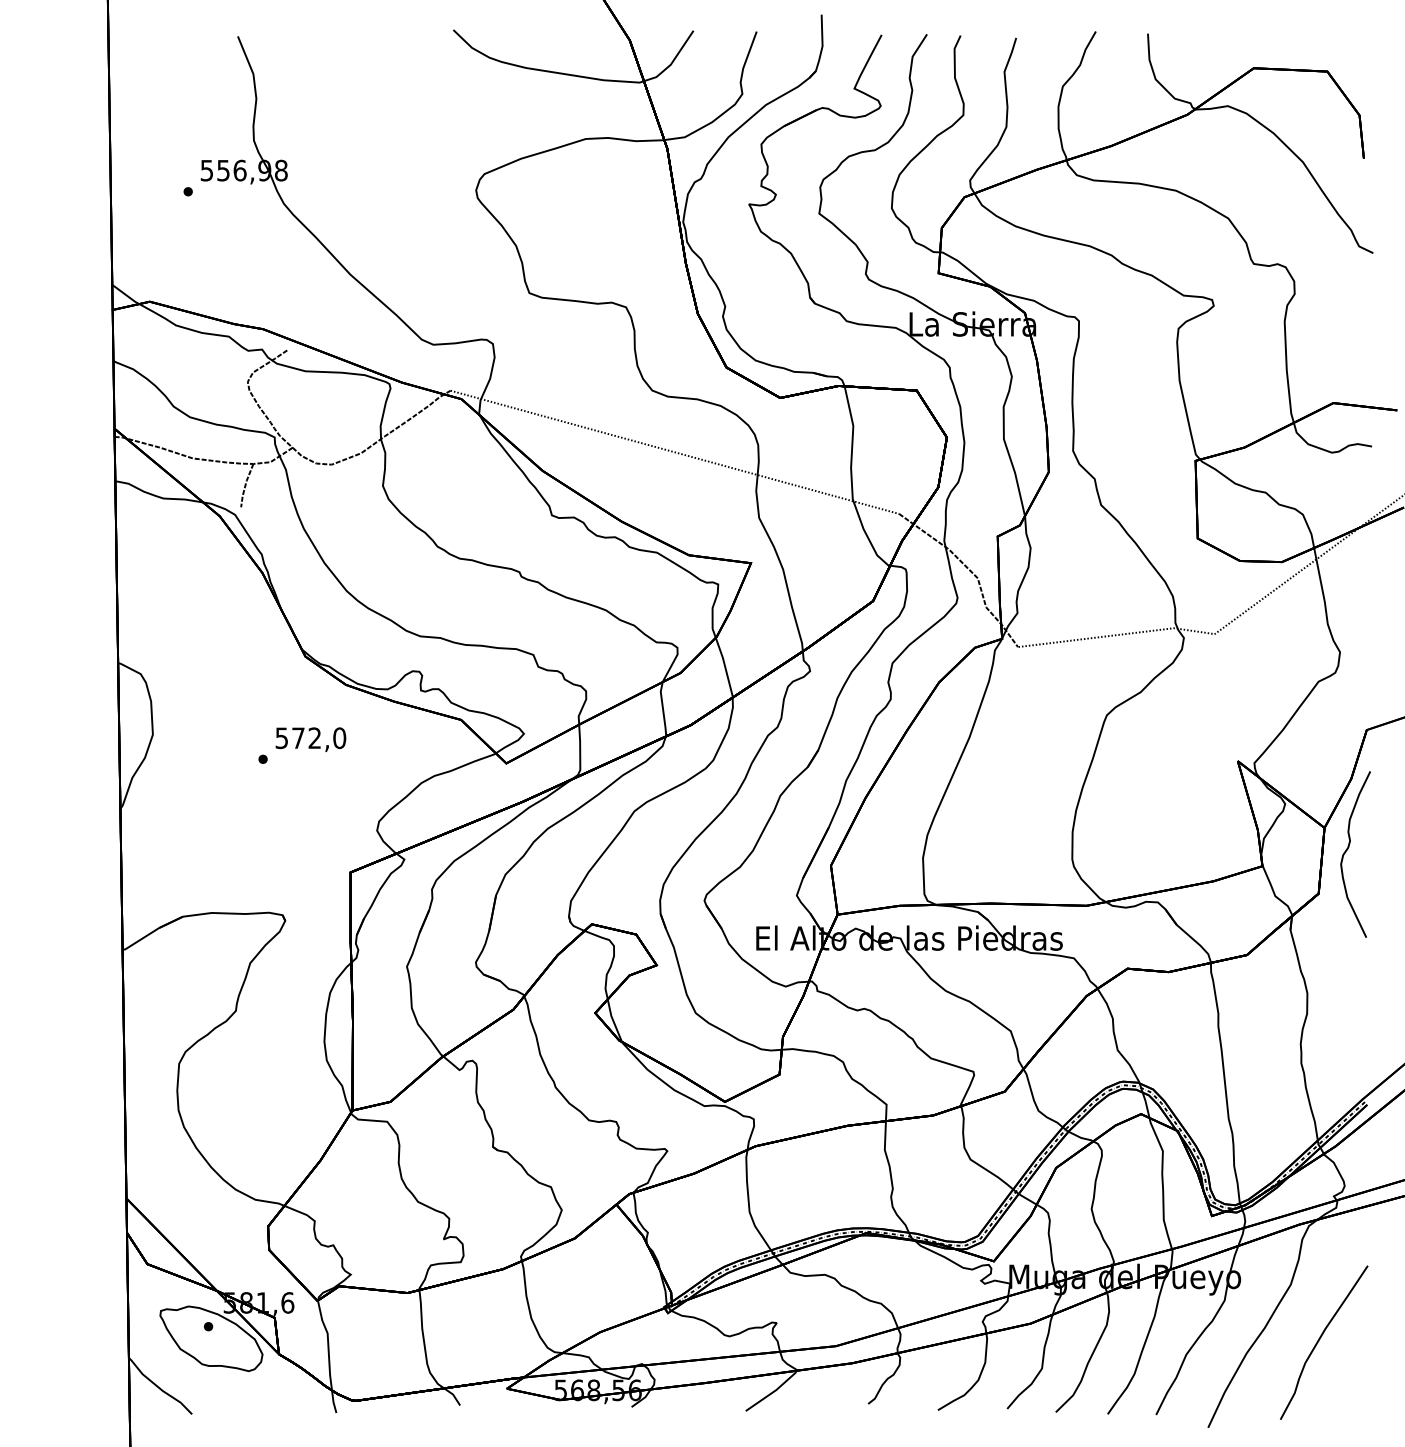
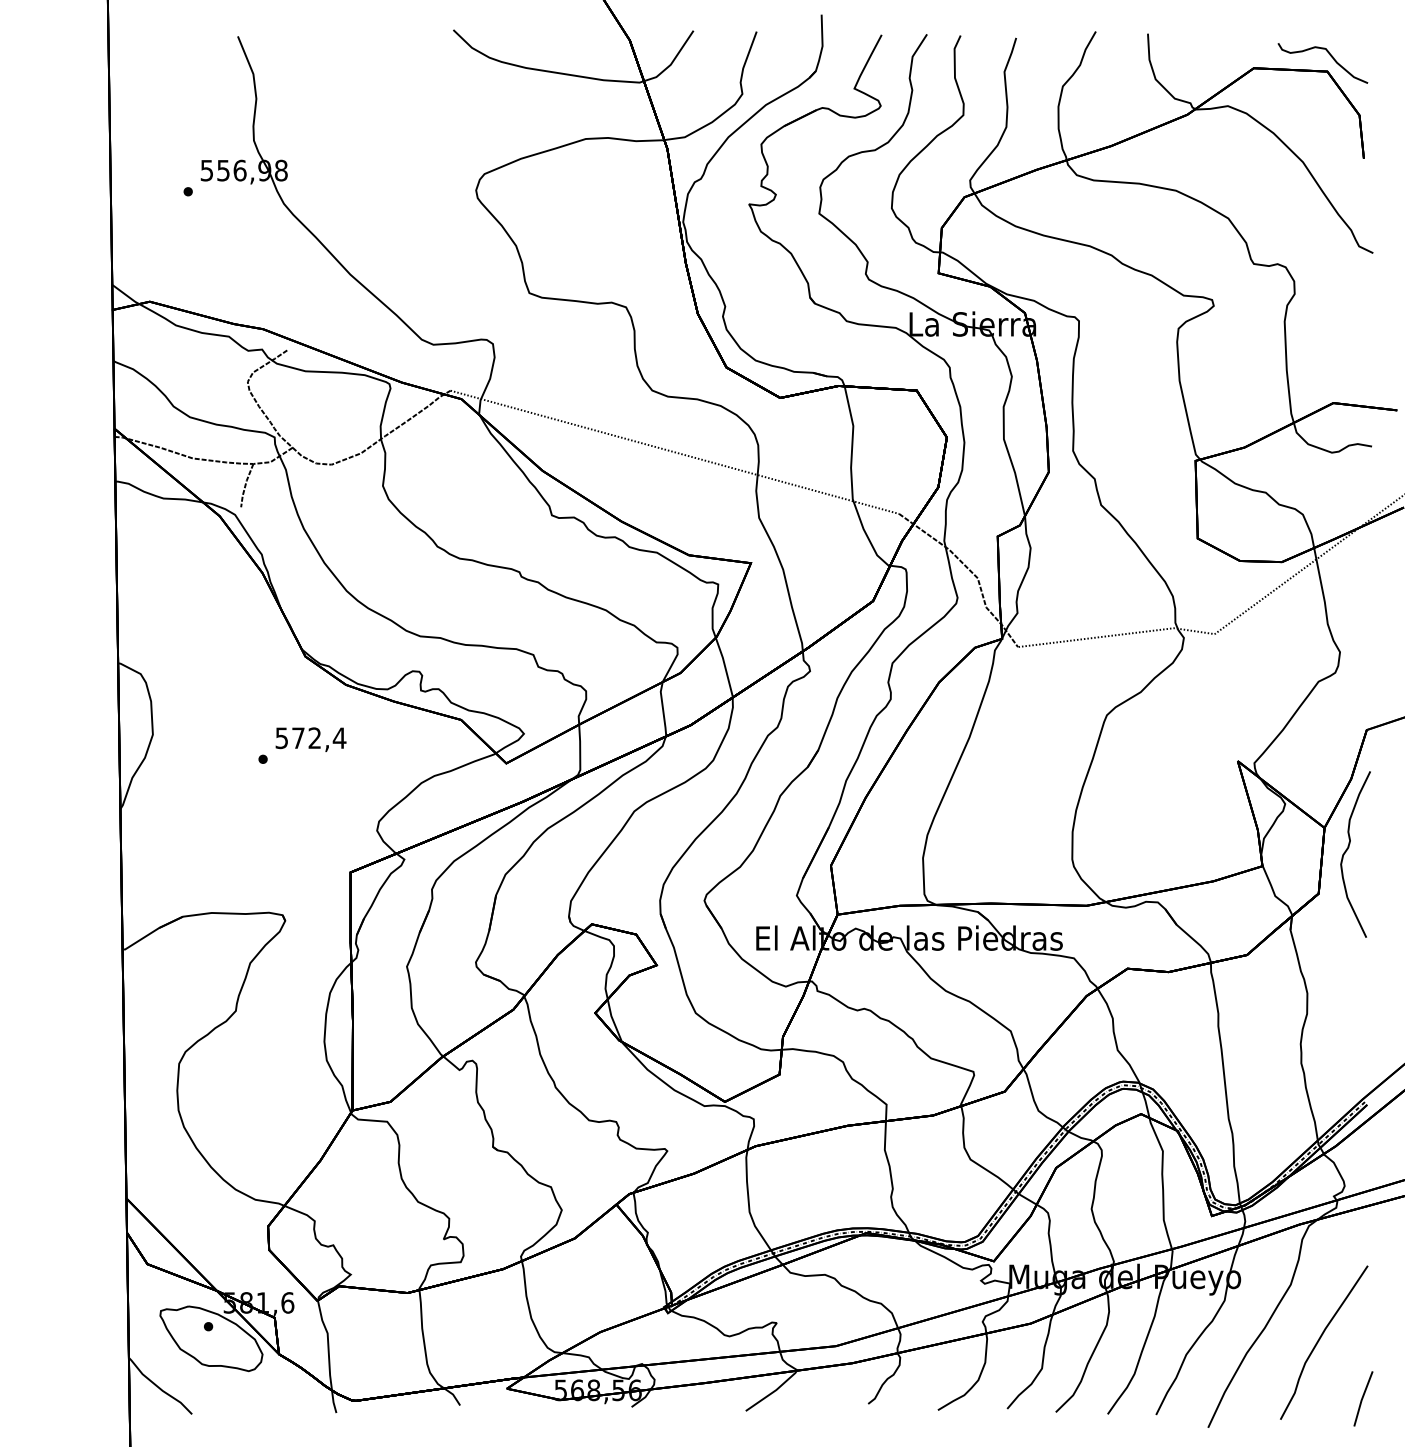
curve: none -> present (1329, 55)
text: 572,0 -> 572,4 (339, 738)
line: none -> present (1363, 1398)
